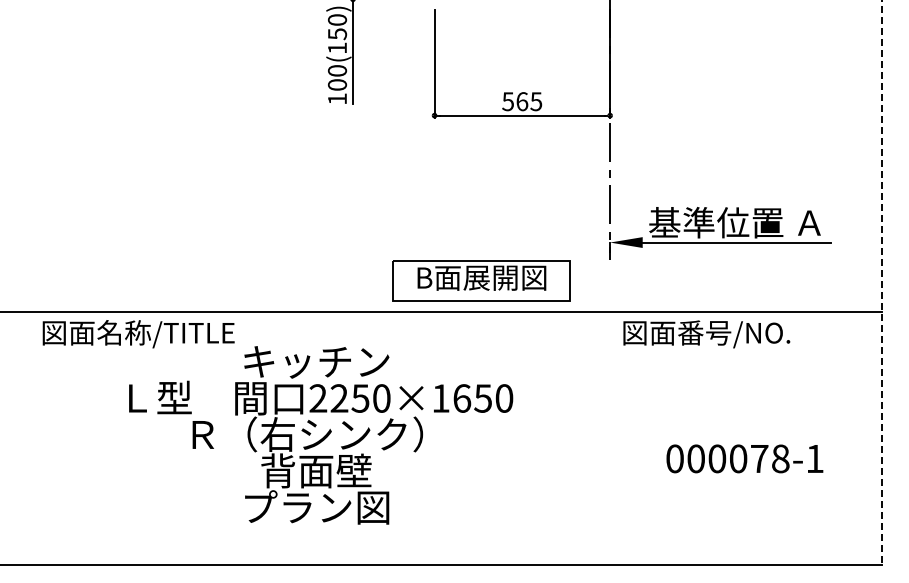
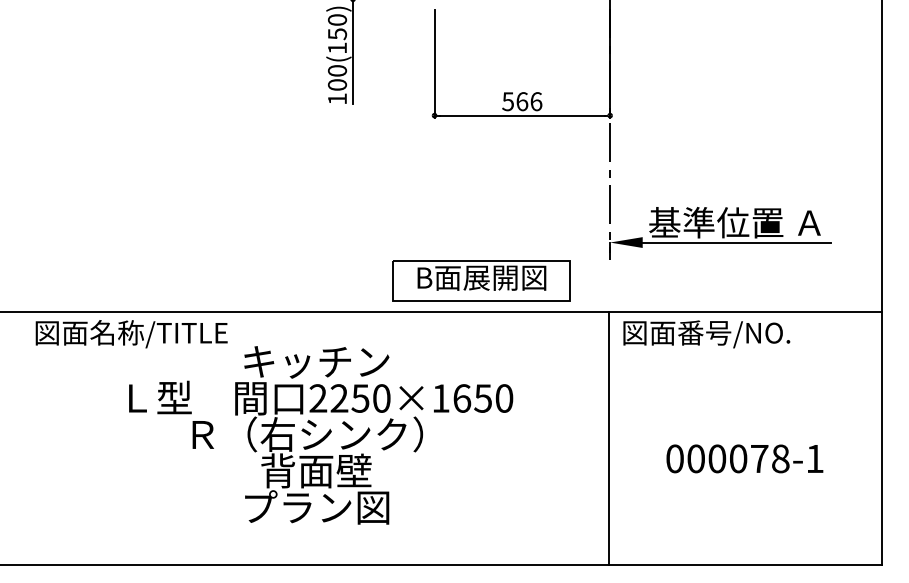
text: 565 -> 566 (536, 101)
line: dashed -> solid (881, 283)
text position: (138, 334) -> (131, 334) (131, 334)
line: none -> present (608, 438)
